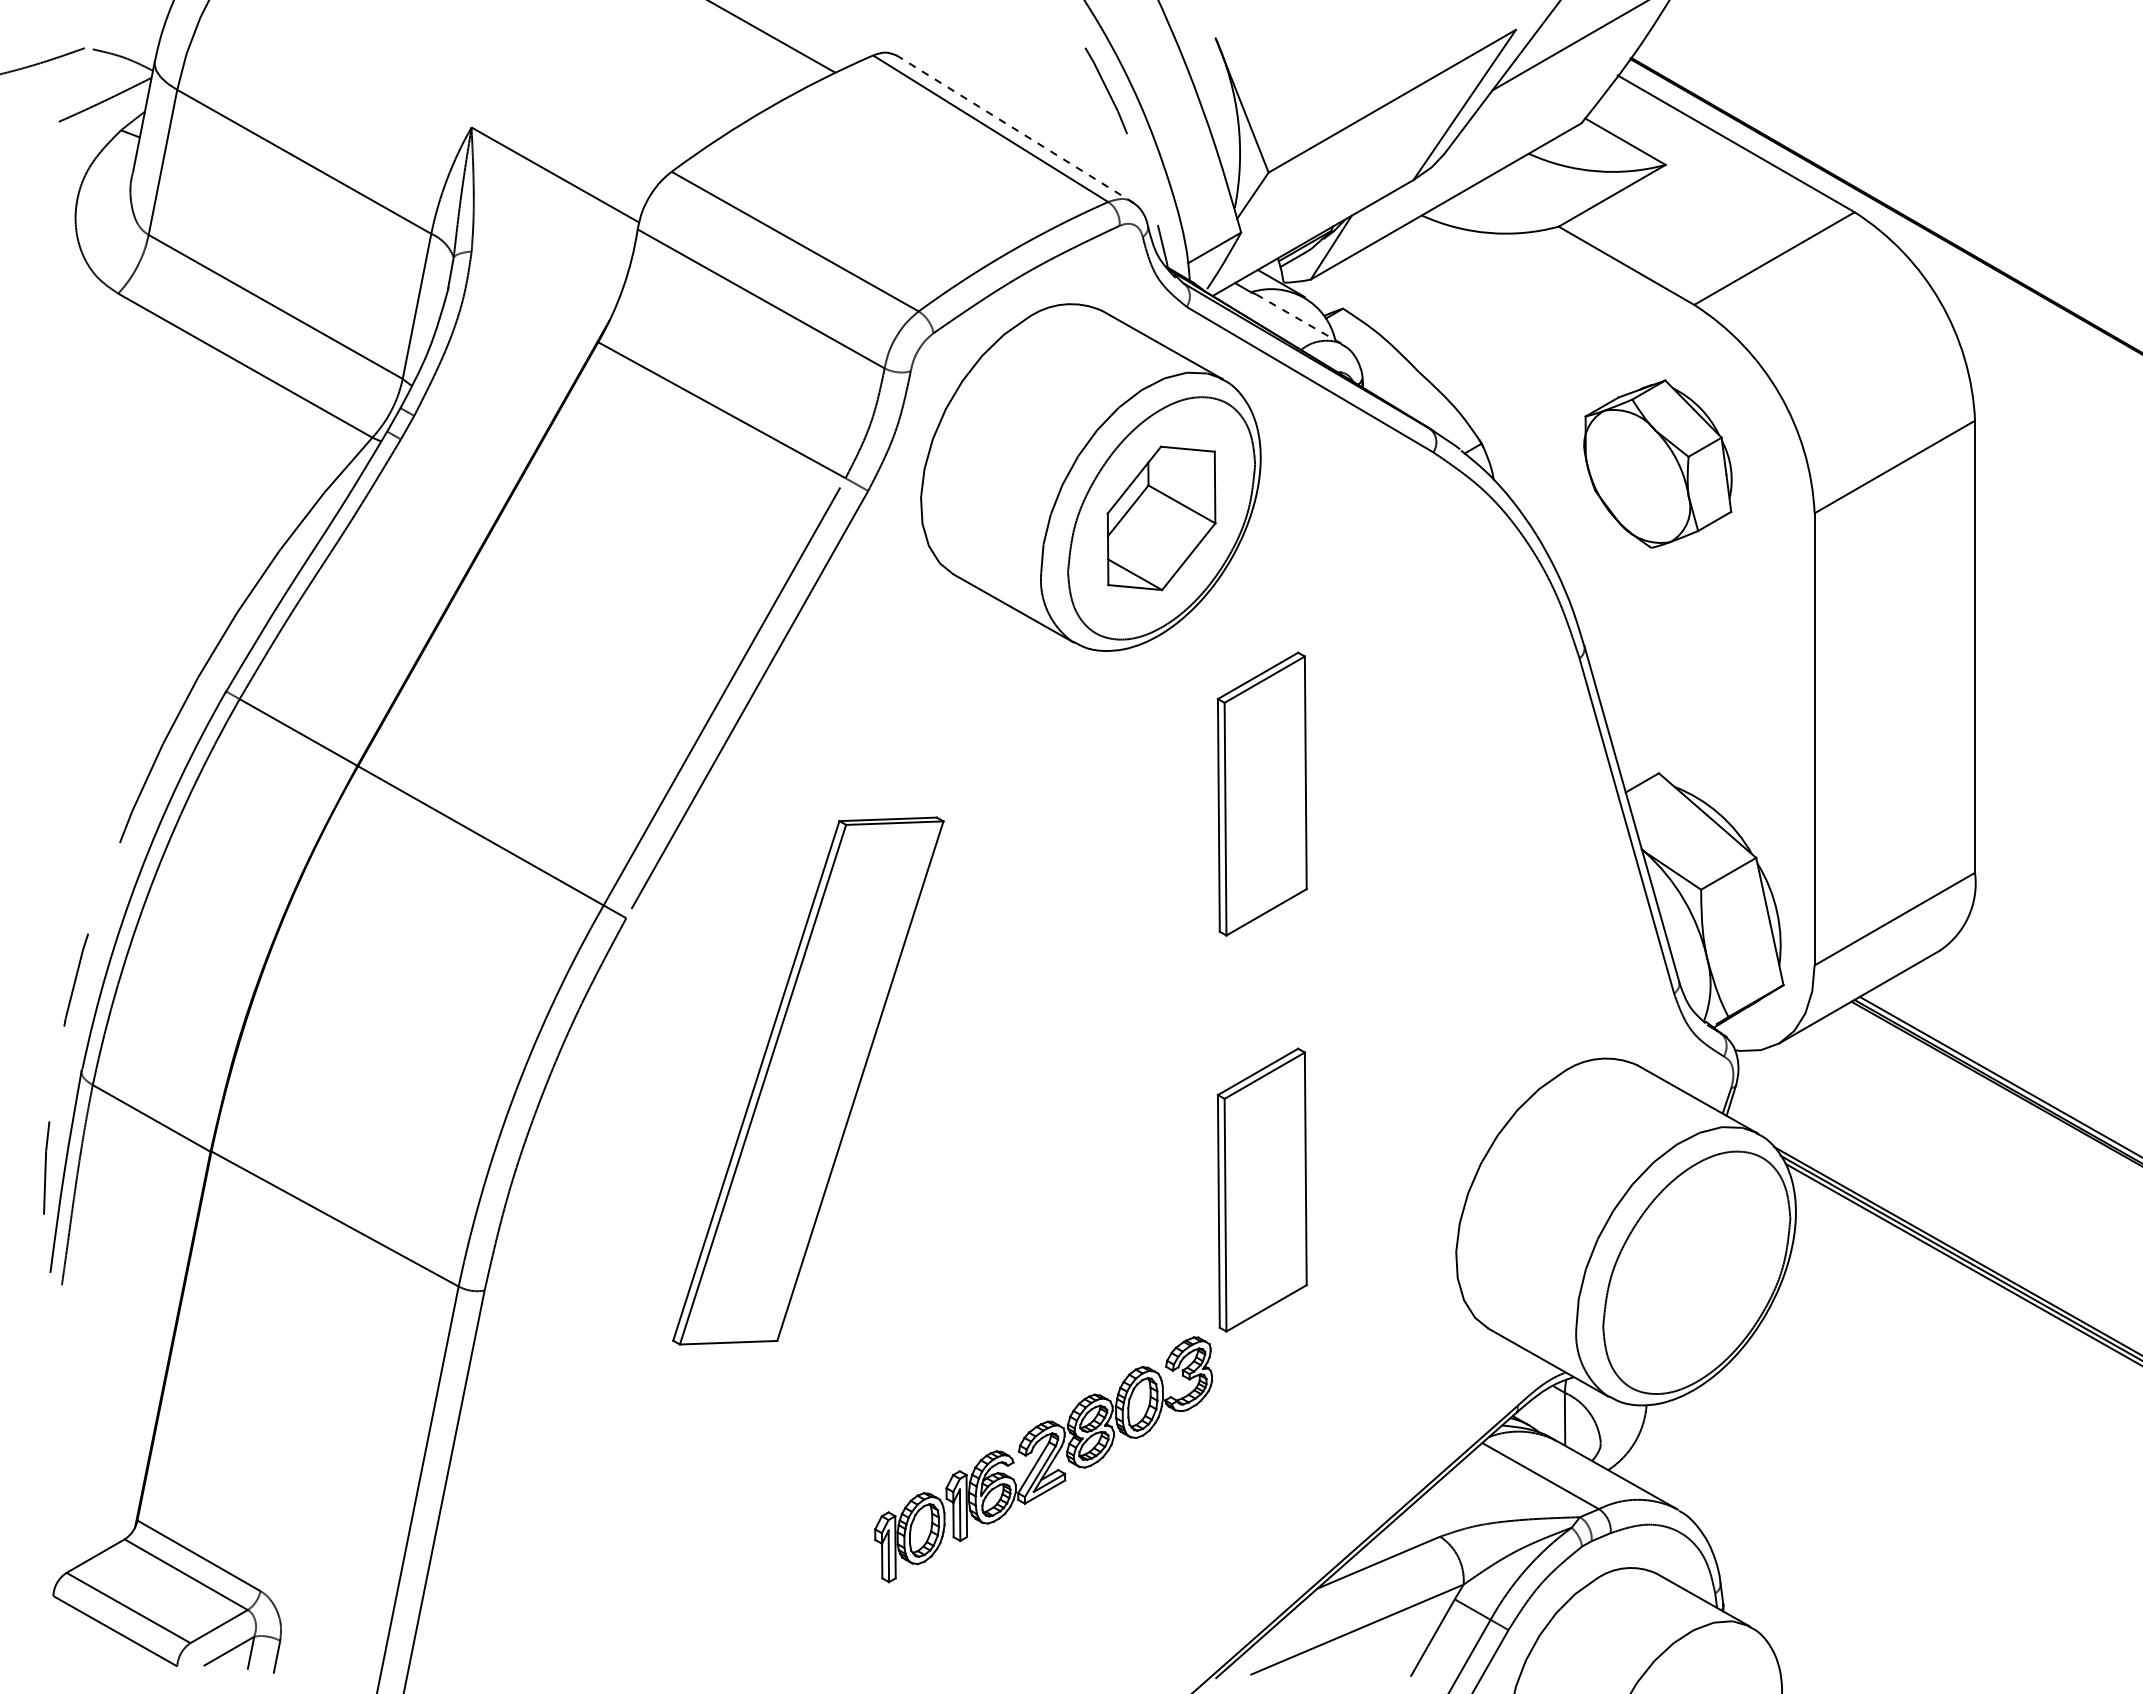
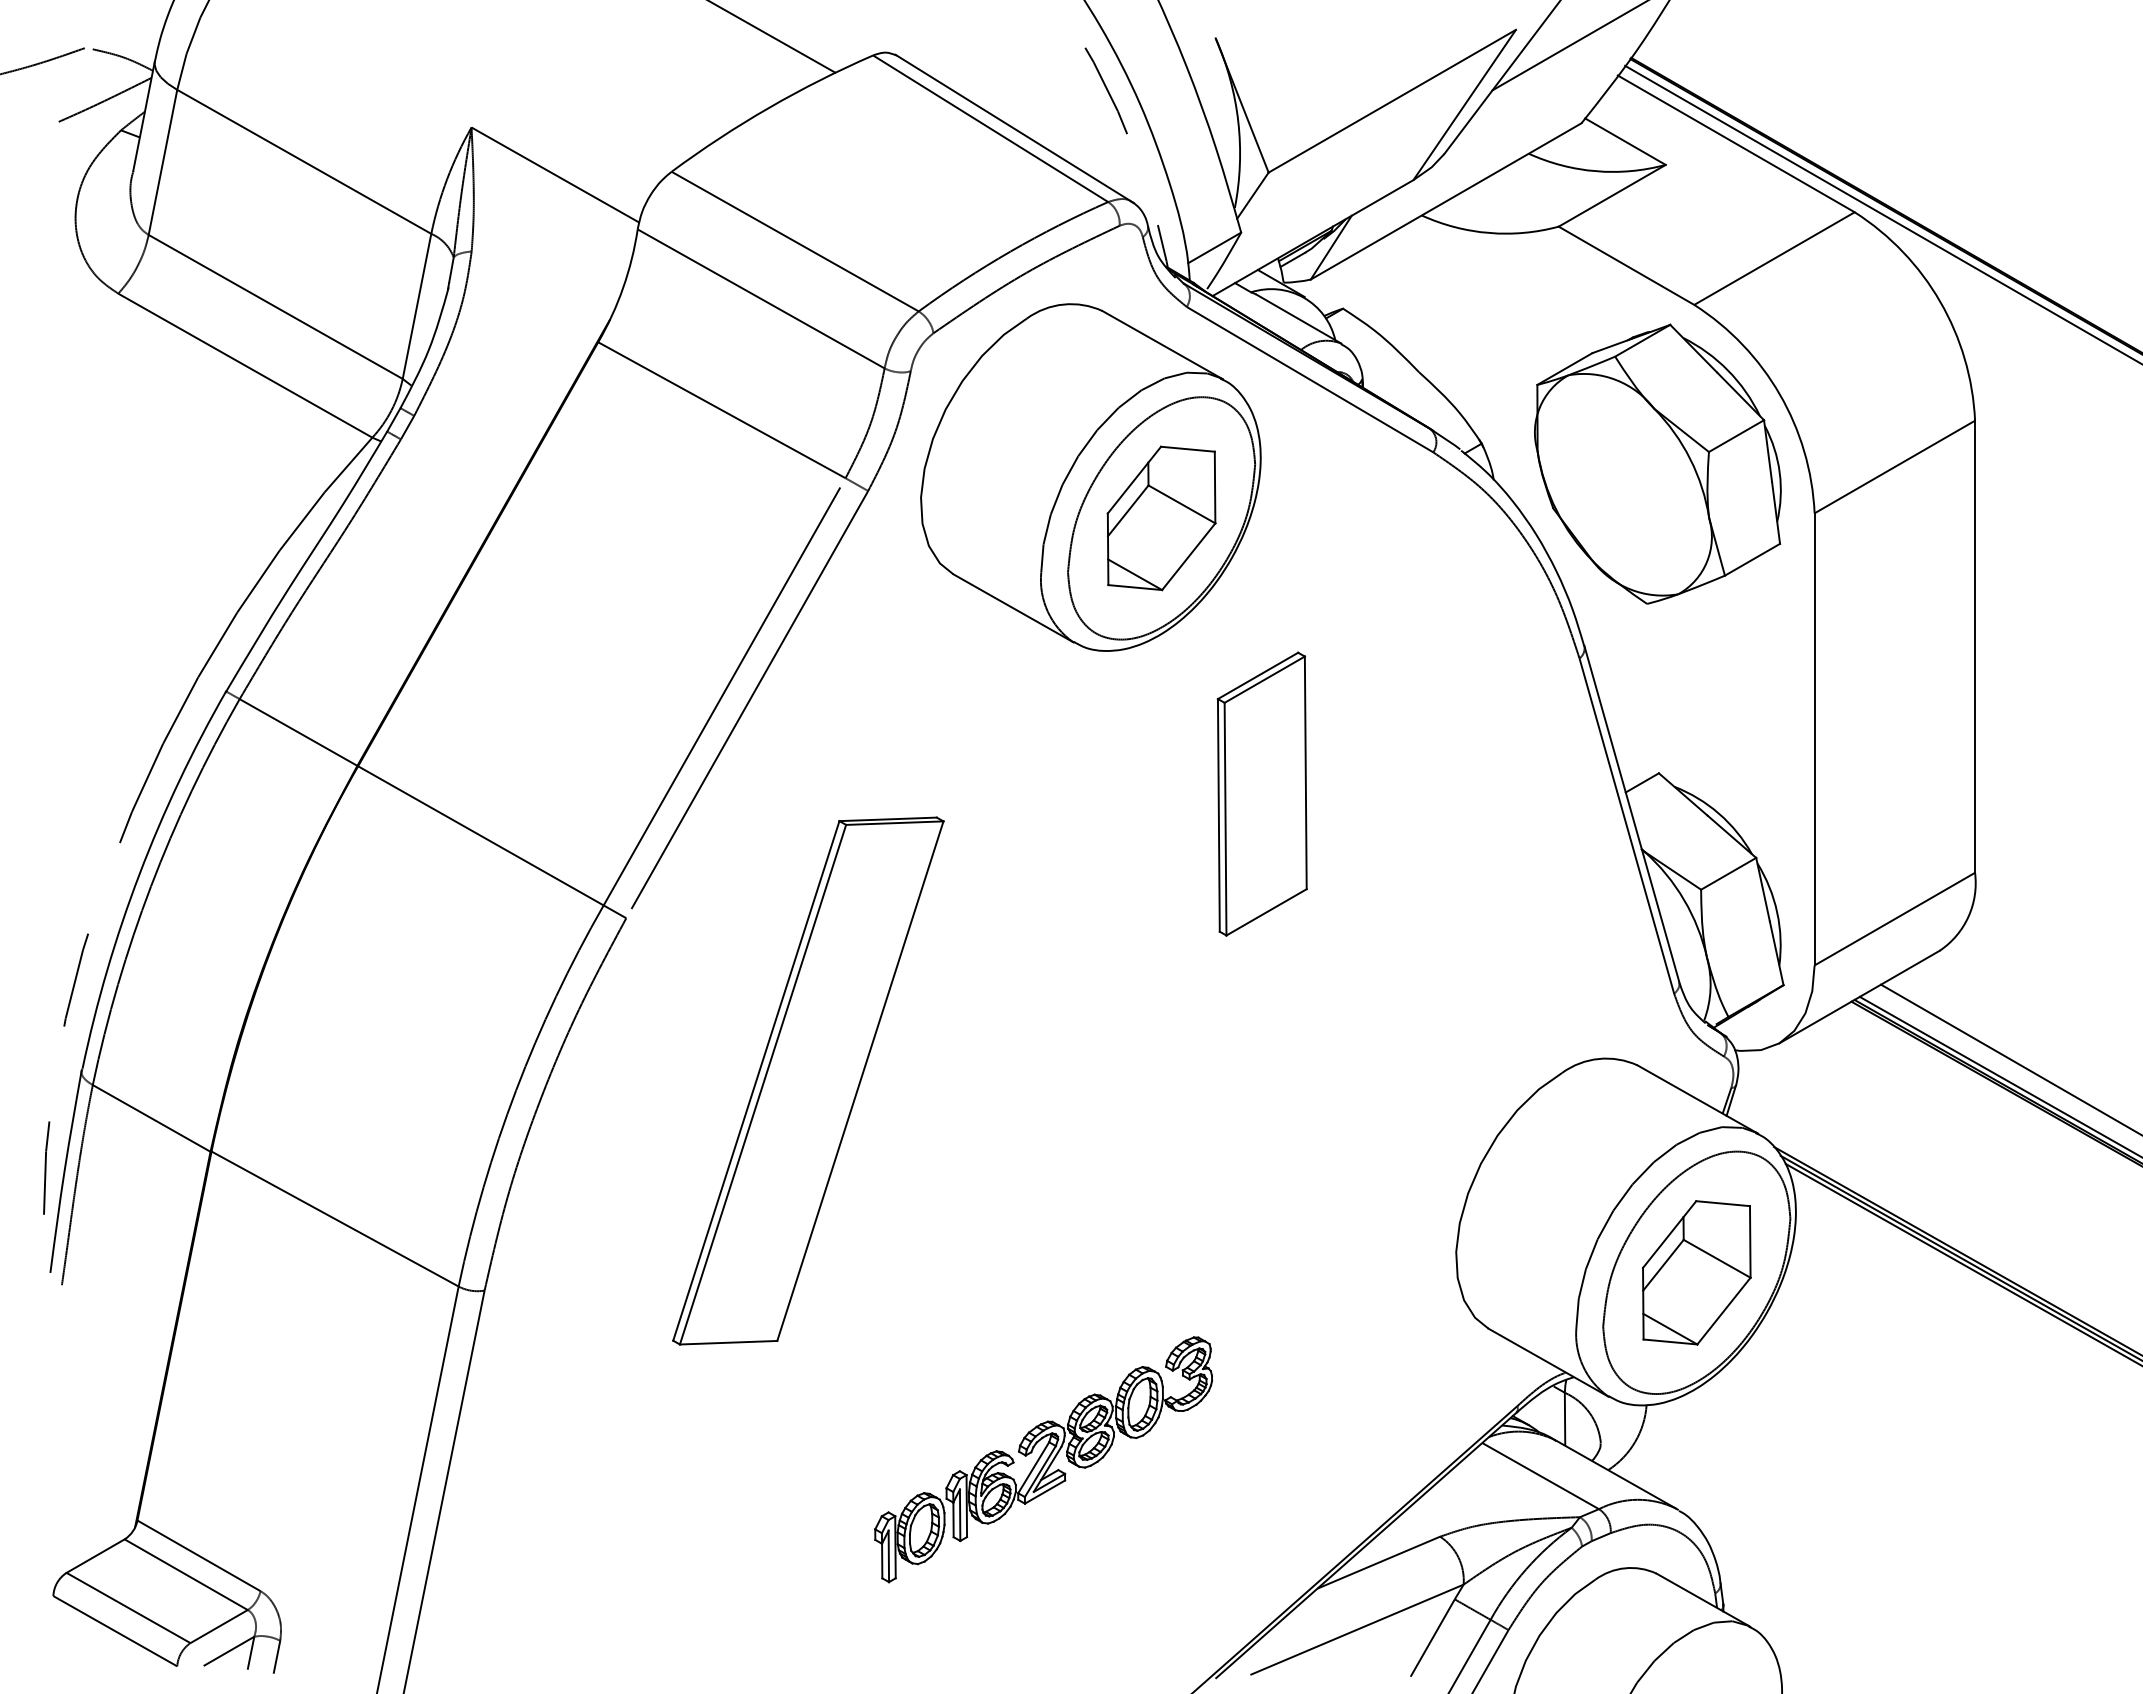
line: dashed -> solid (1014, 128)
line: none -> present (1882, 213)
line: dashed -> solid (1298, 318)
part size: 150x170 px -> 248x282 px (1657, 463)
line: none -> present (2010, 1059)
part: present -> none (1261, 1189)
part: none -> present (1696, 1272)
